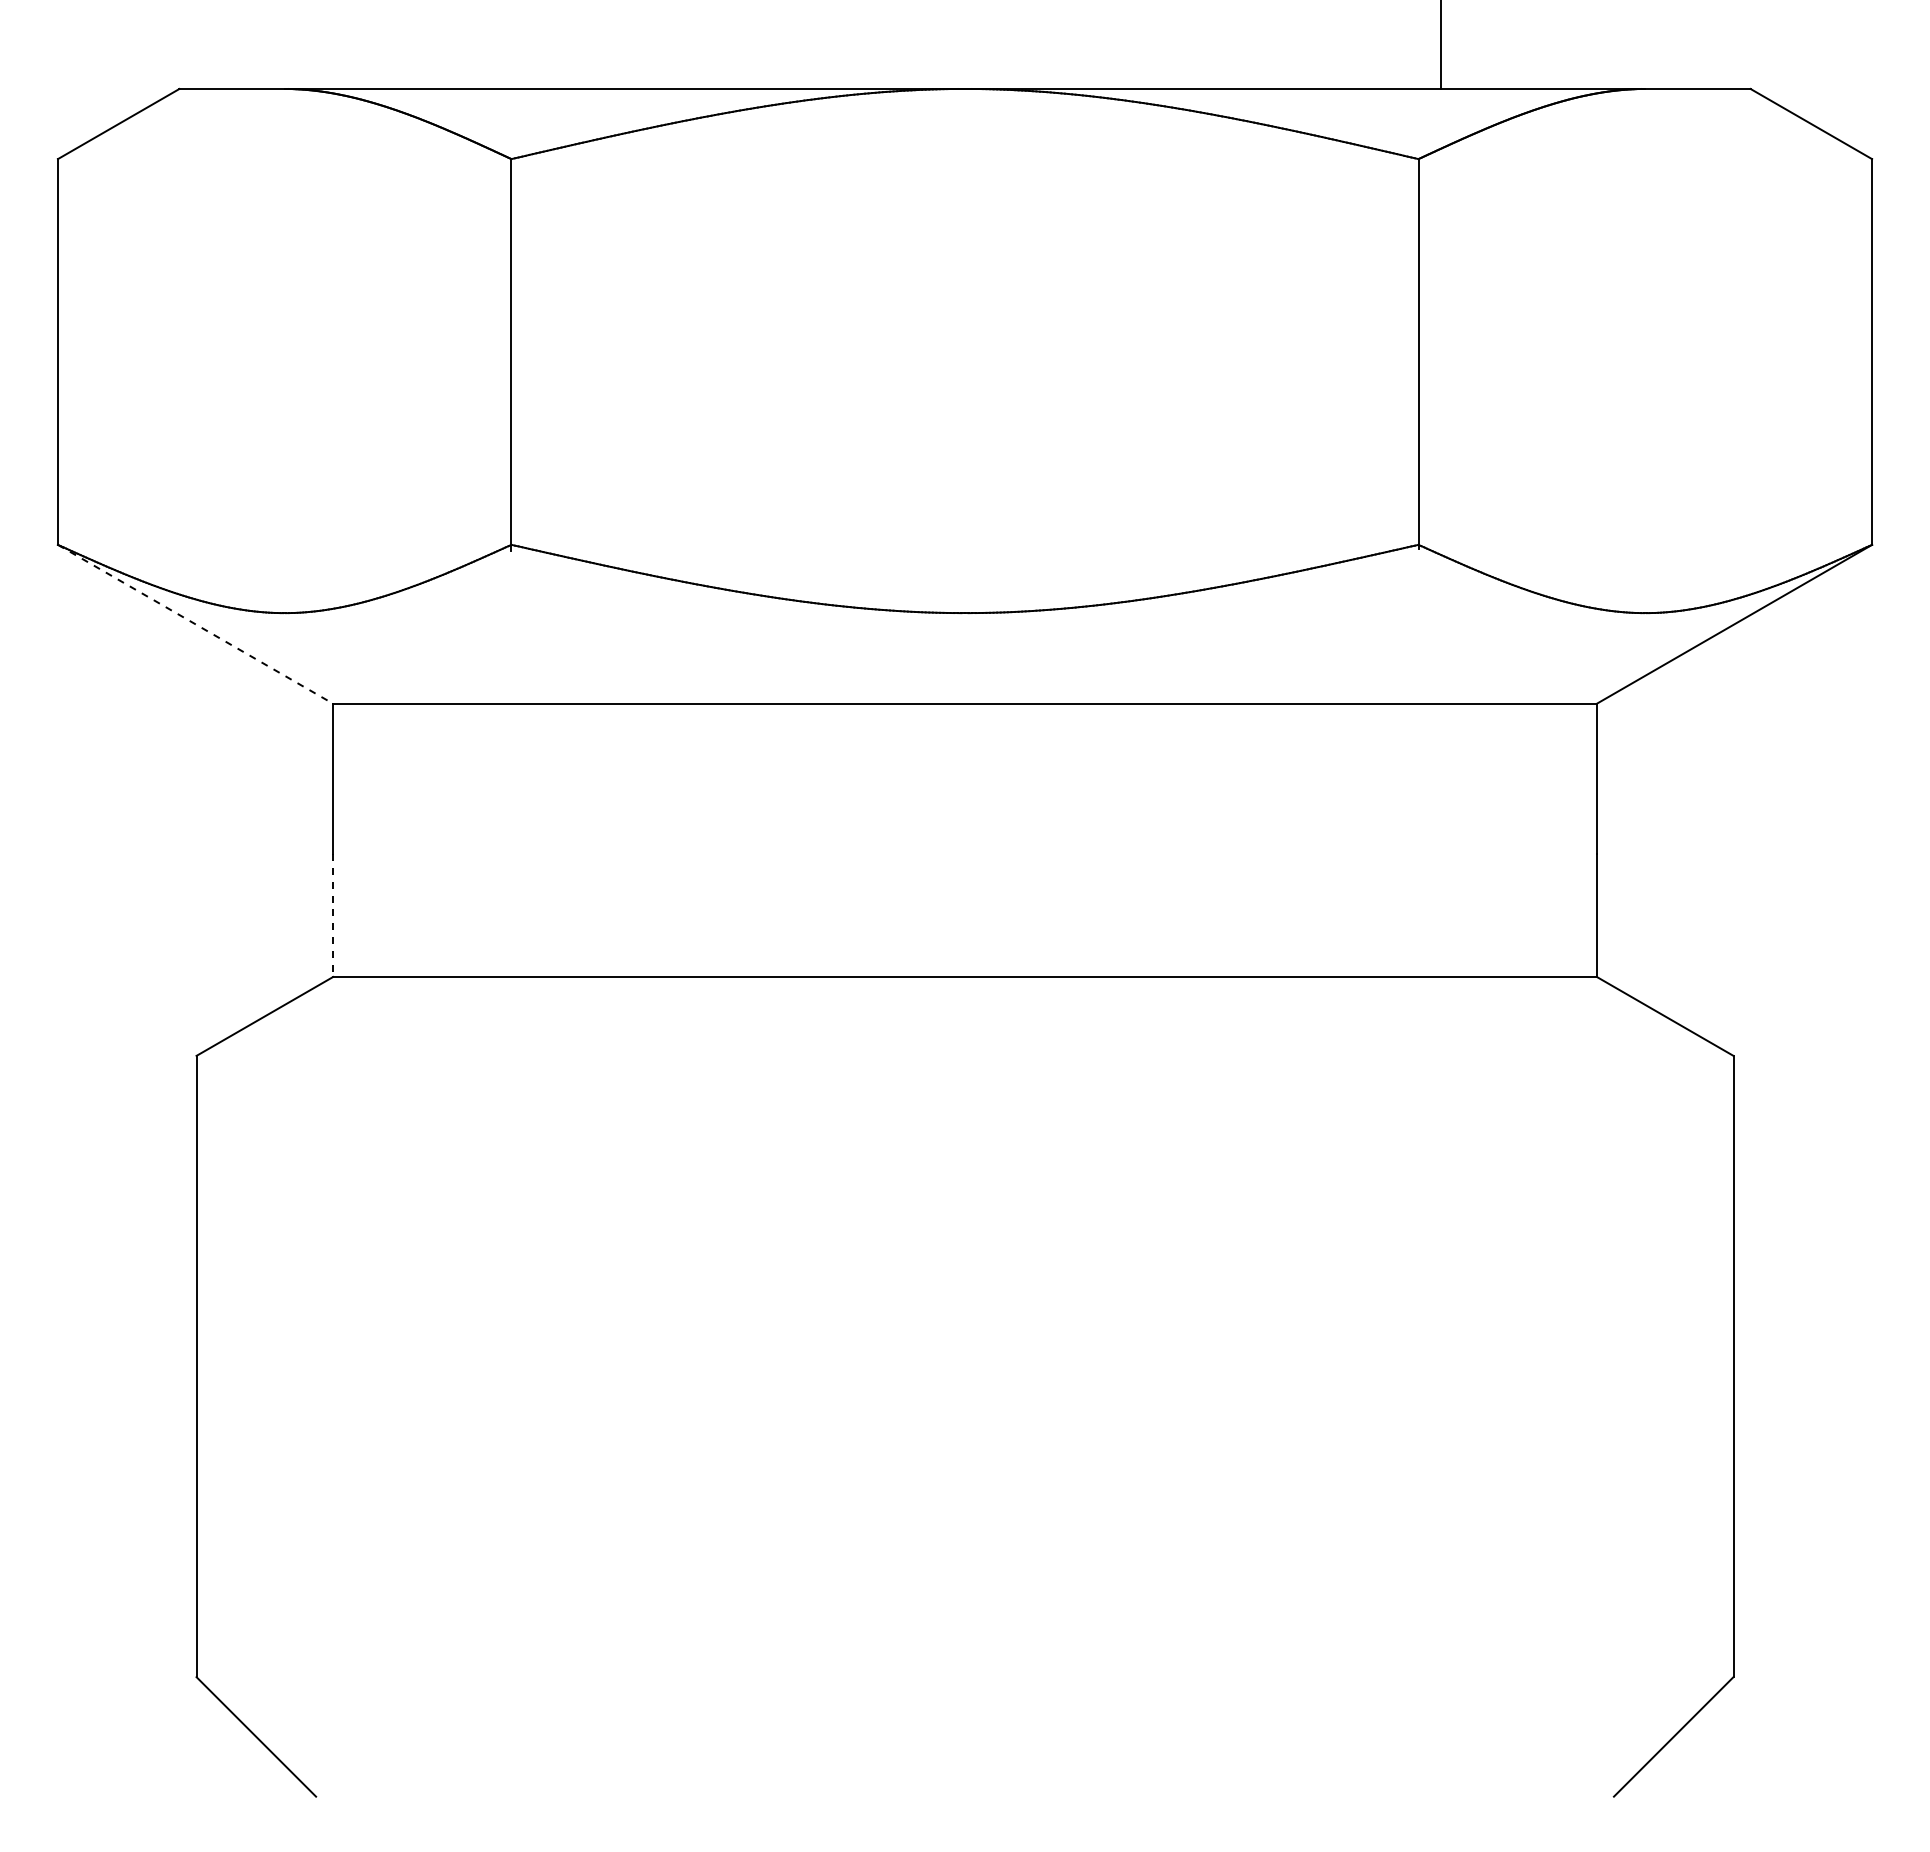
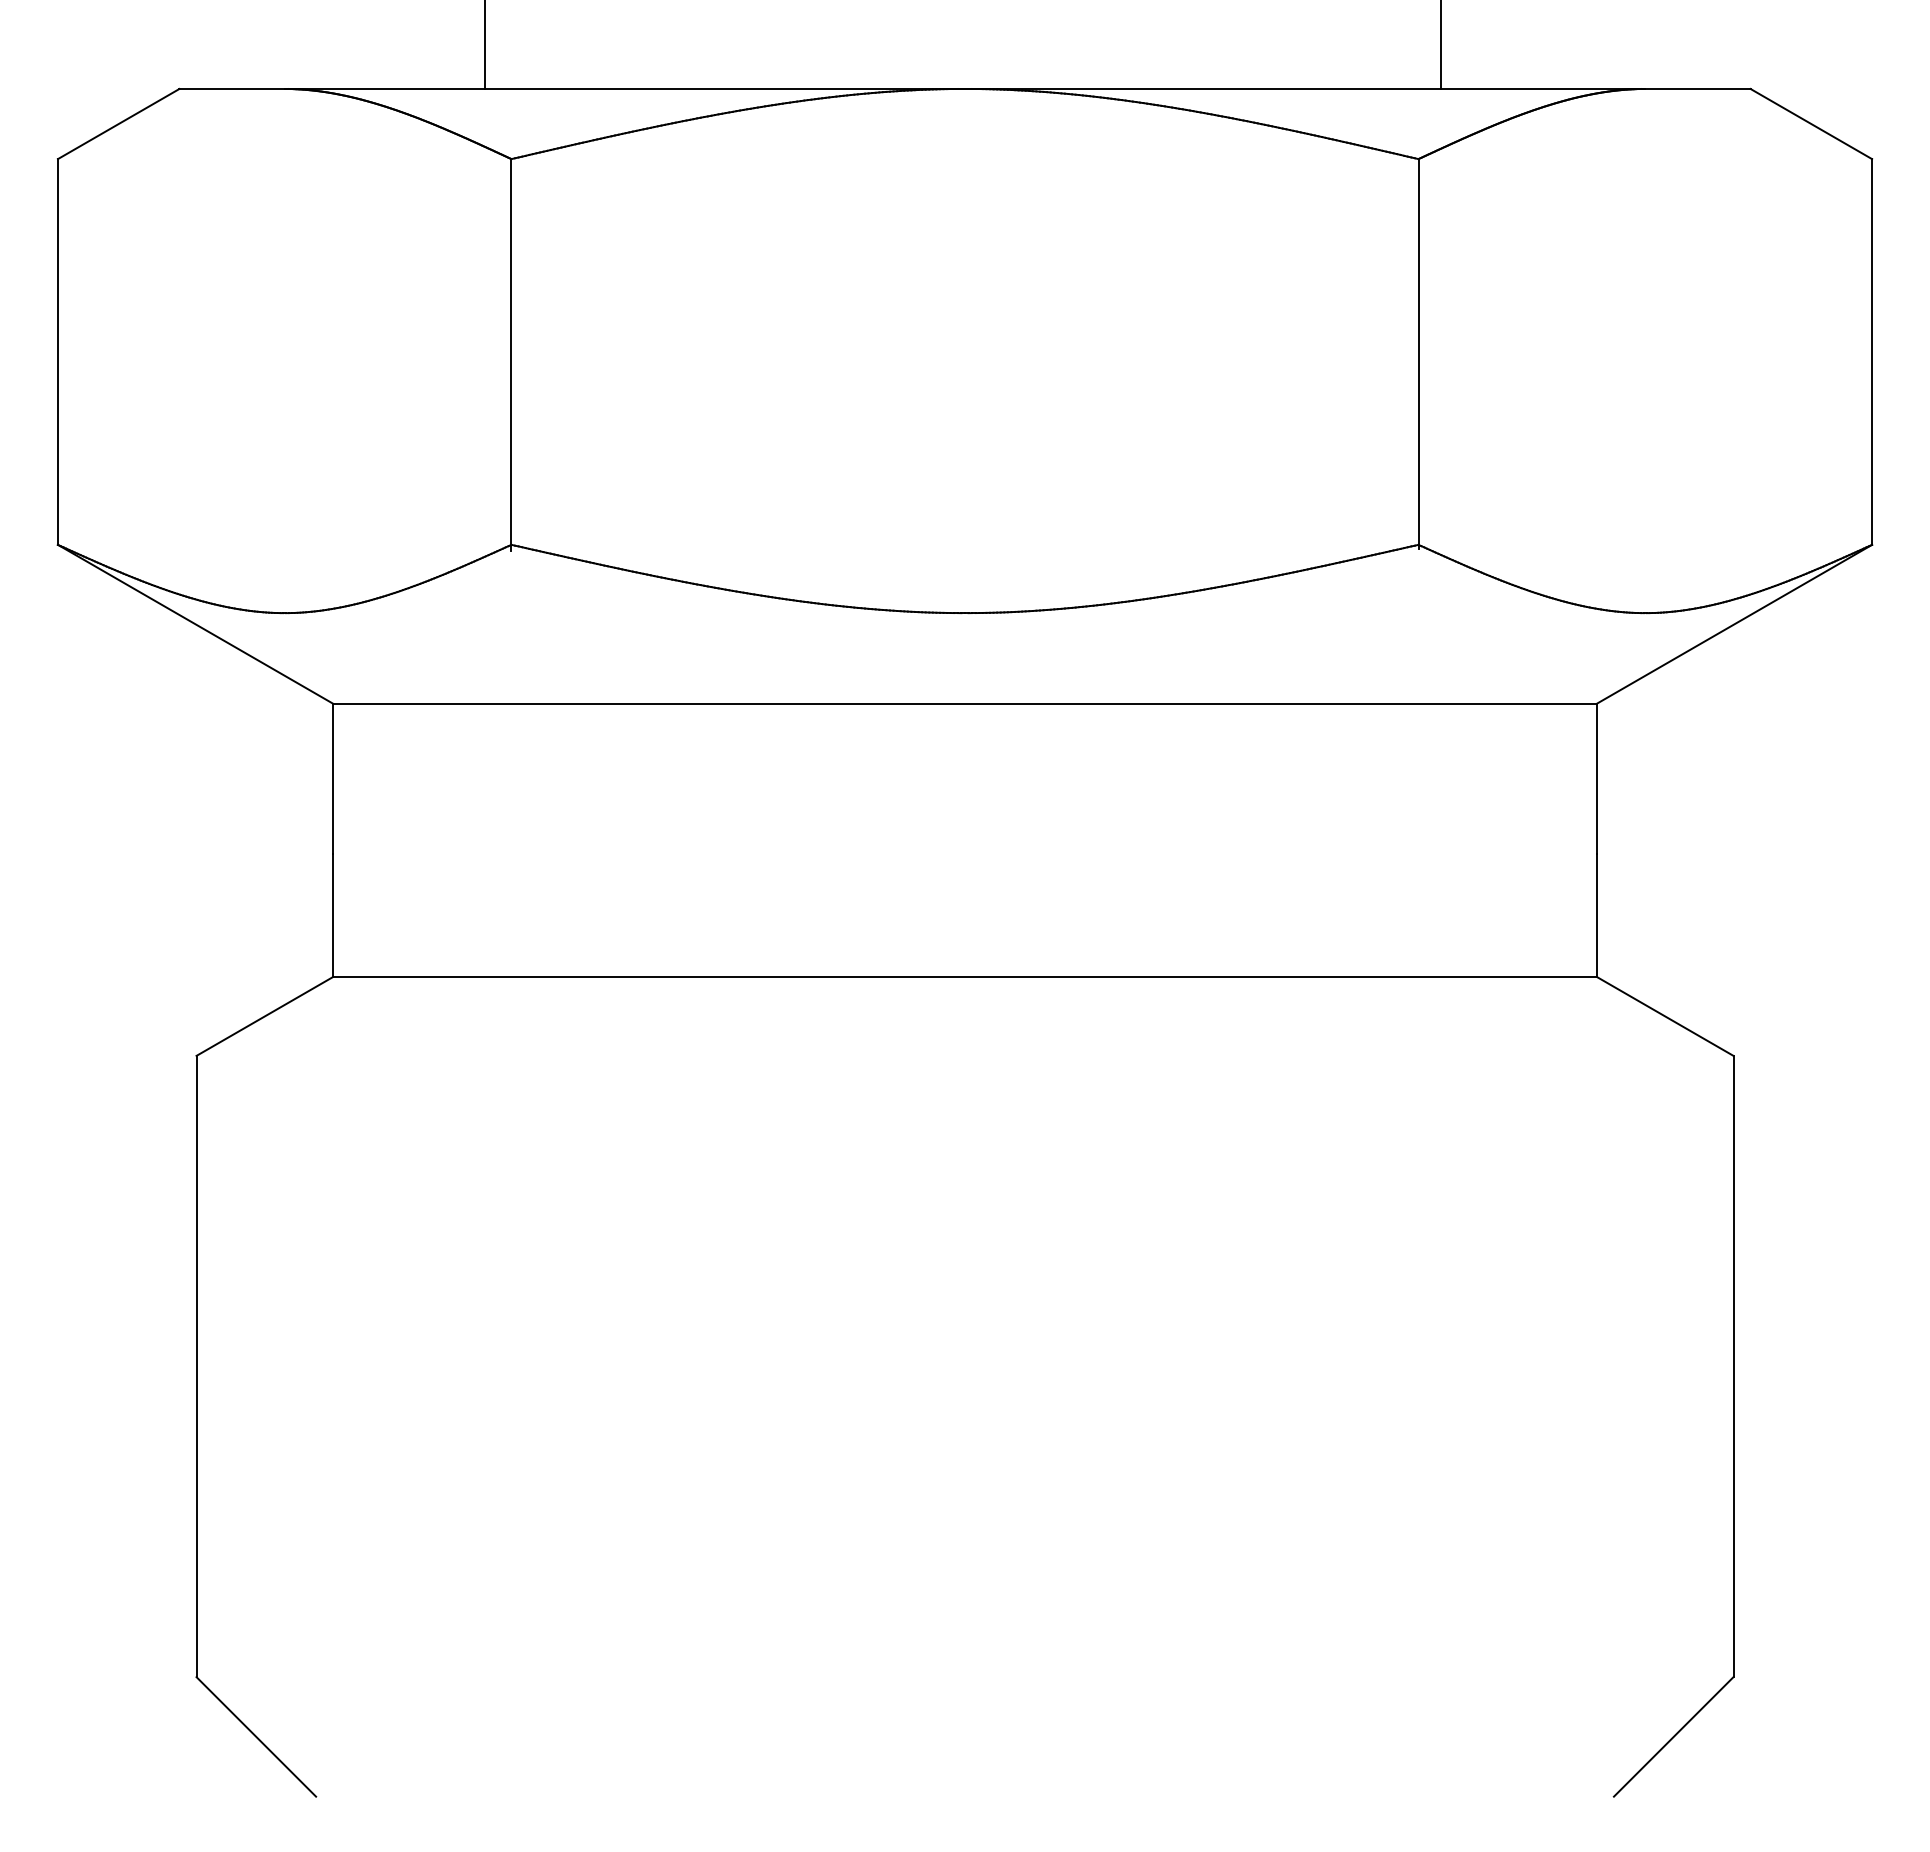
line: none -> present (485, 45)
line: dashed -> solid (195, 624)
line: dashed -> solid (333, 916)
